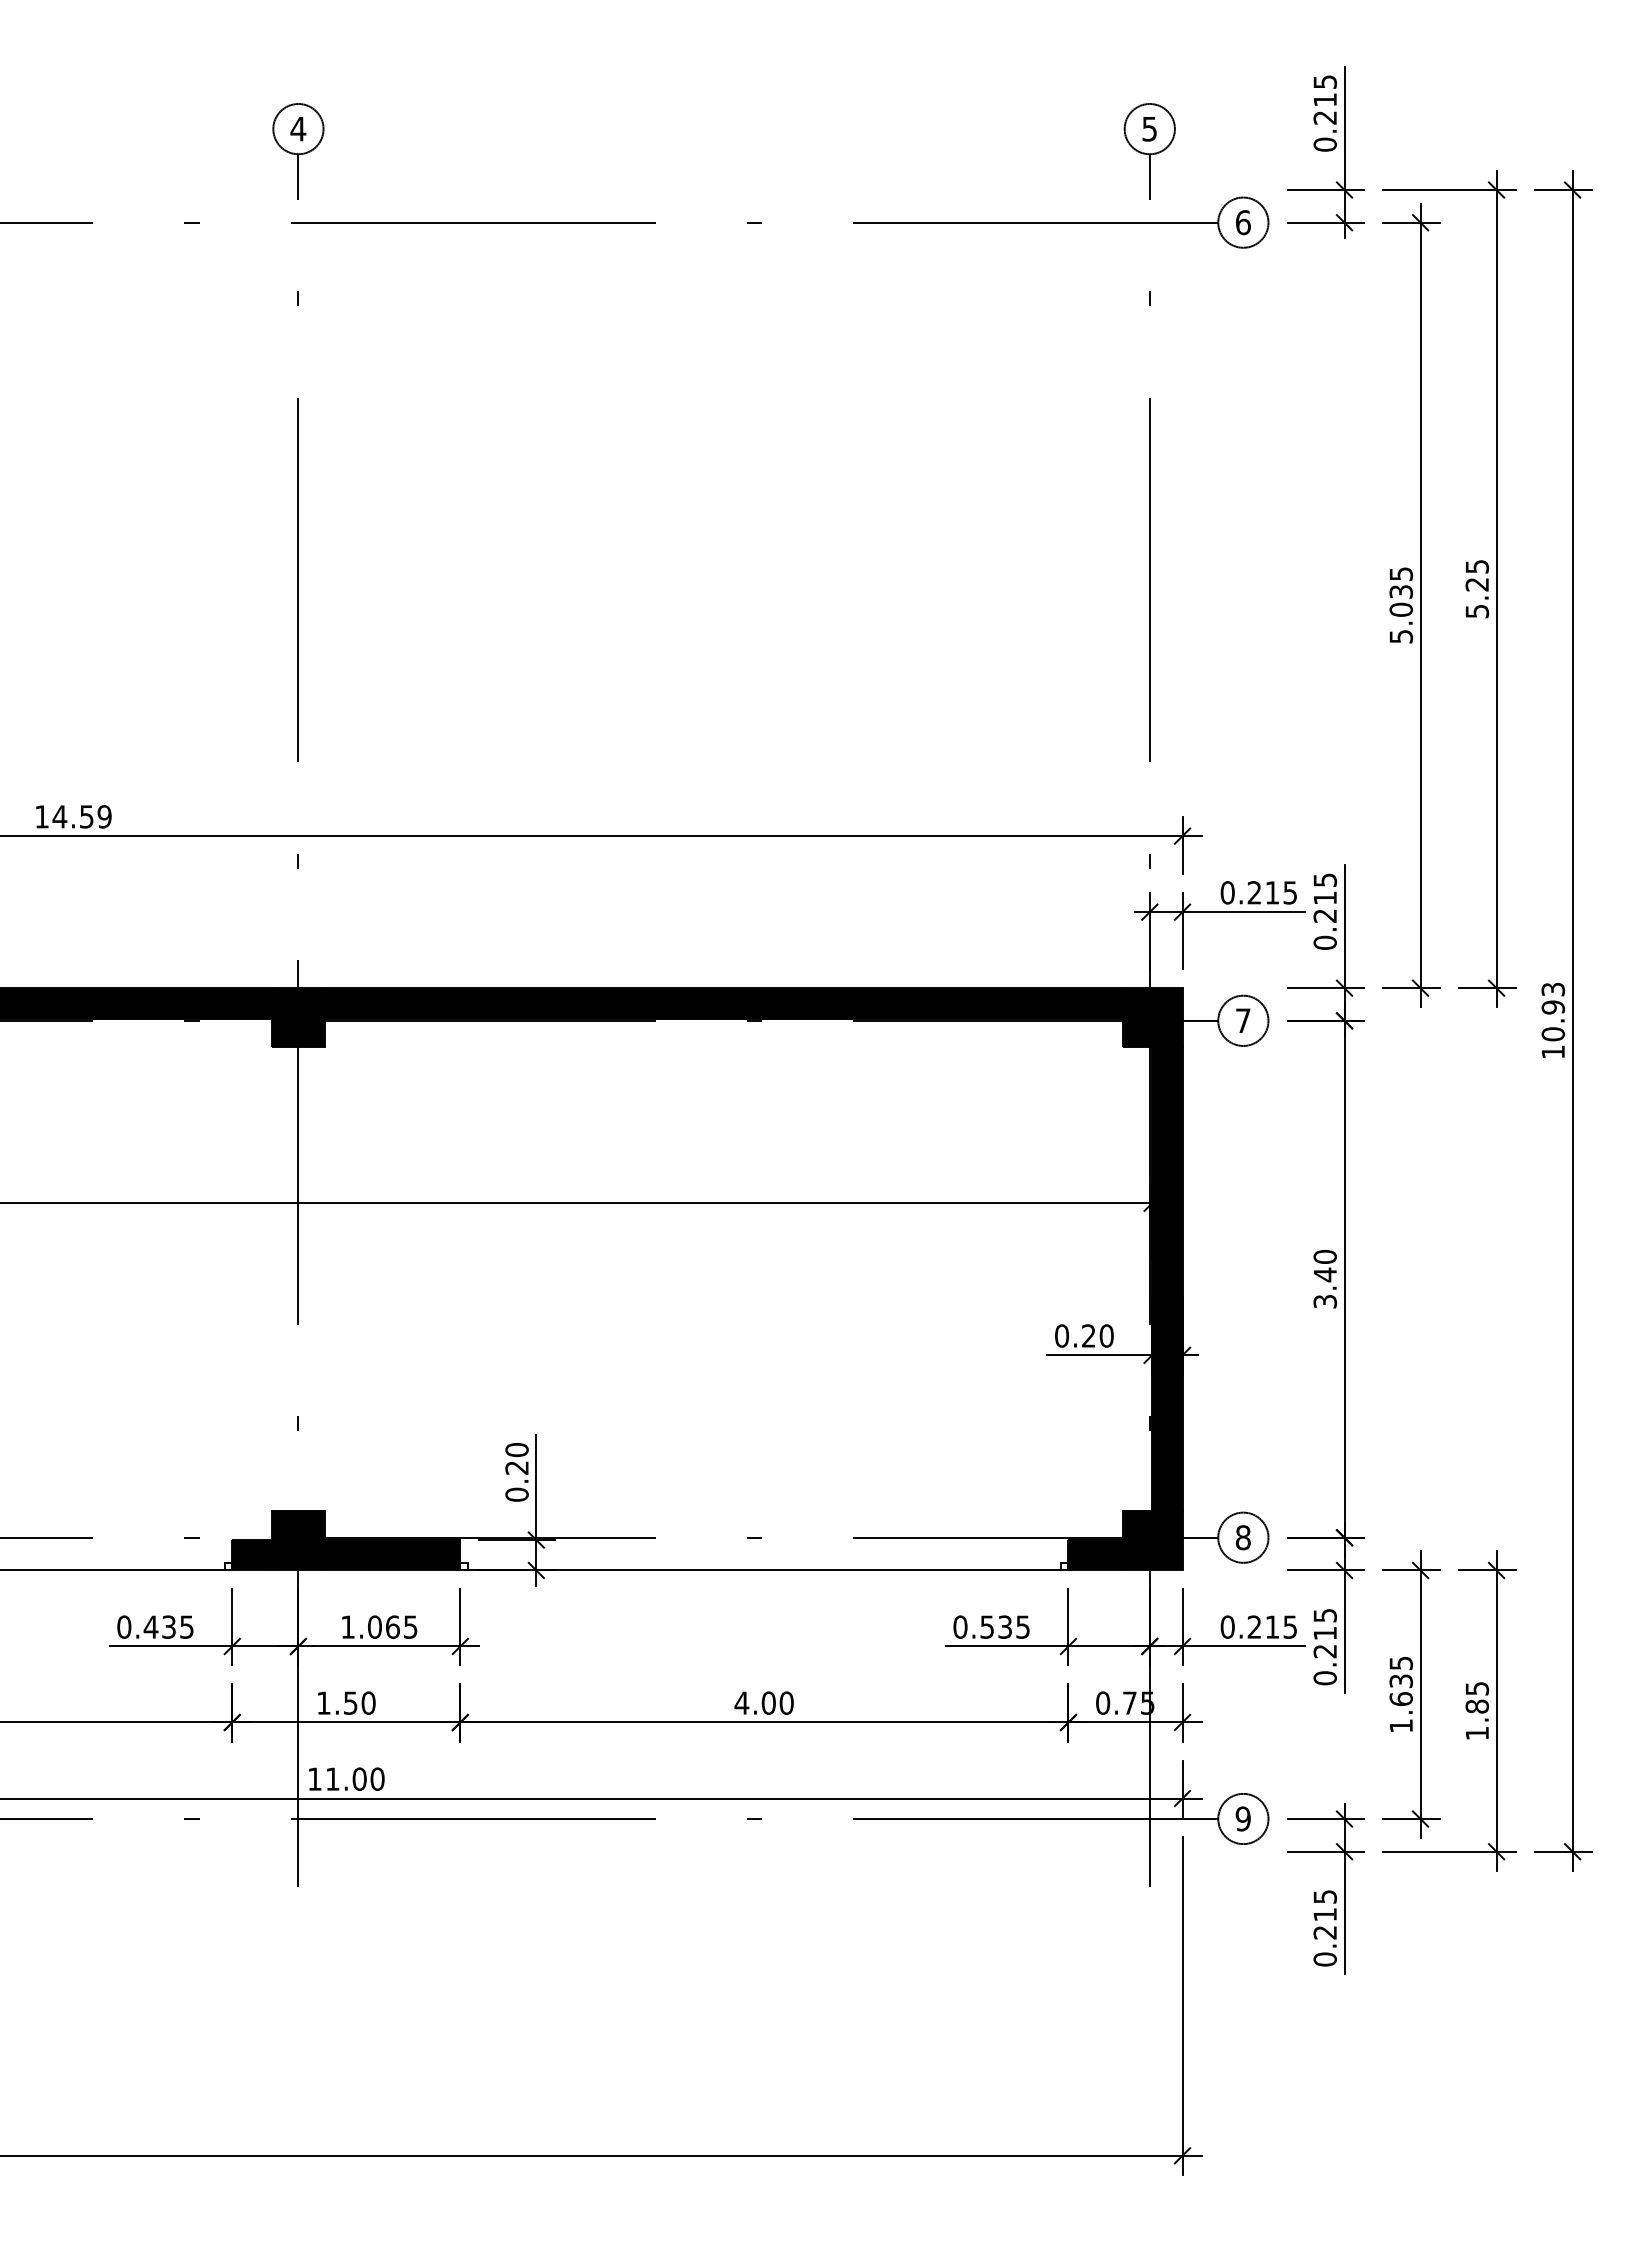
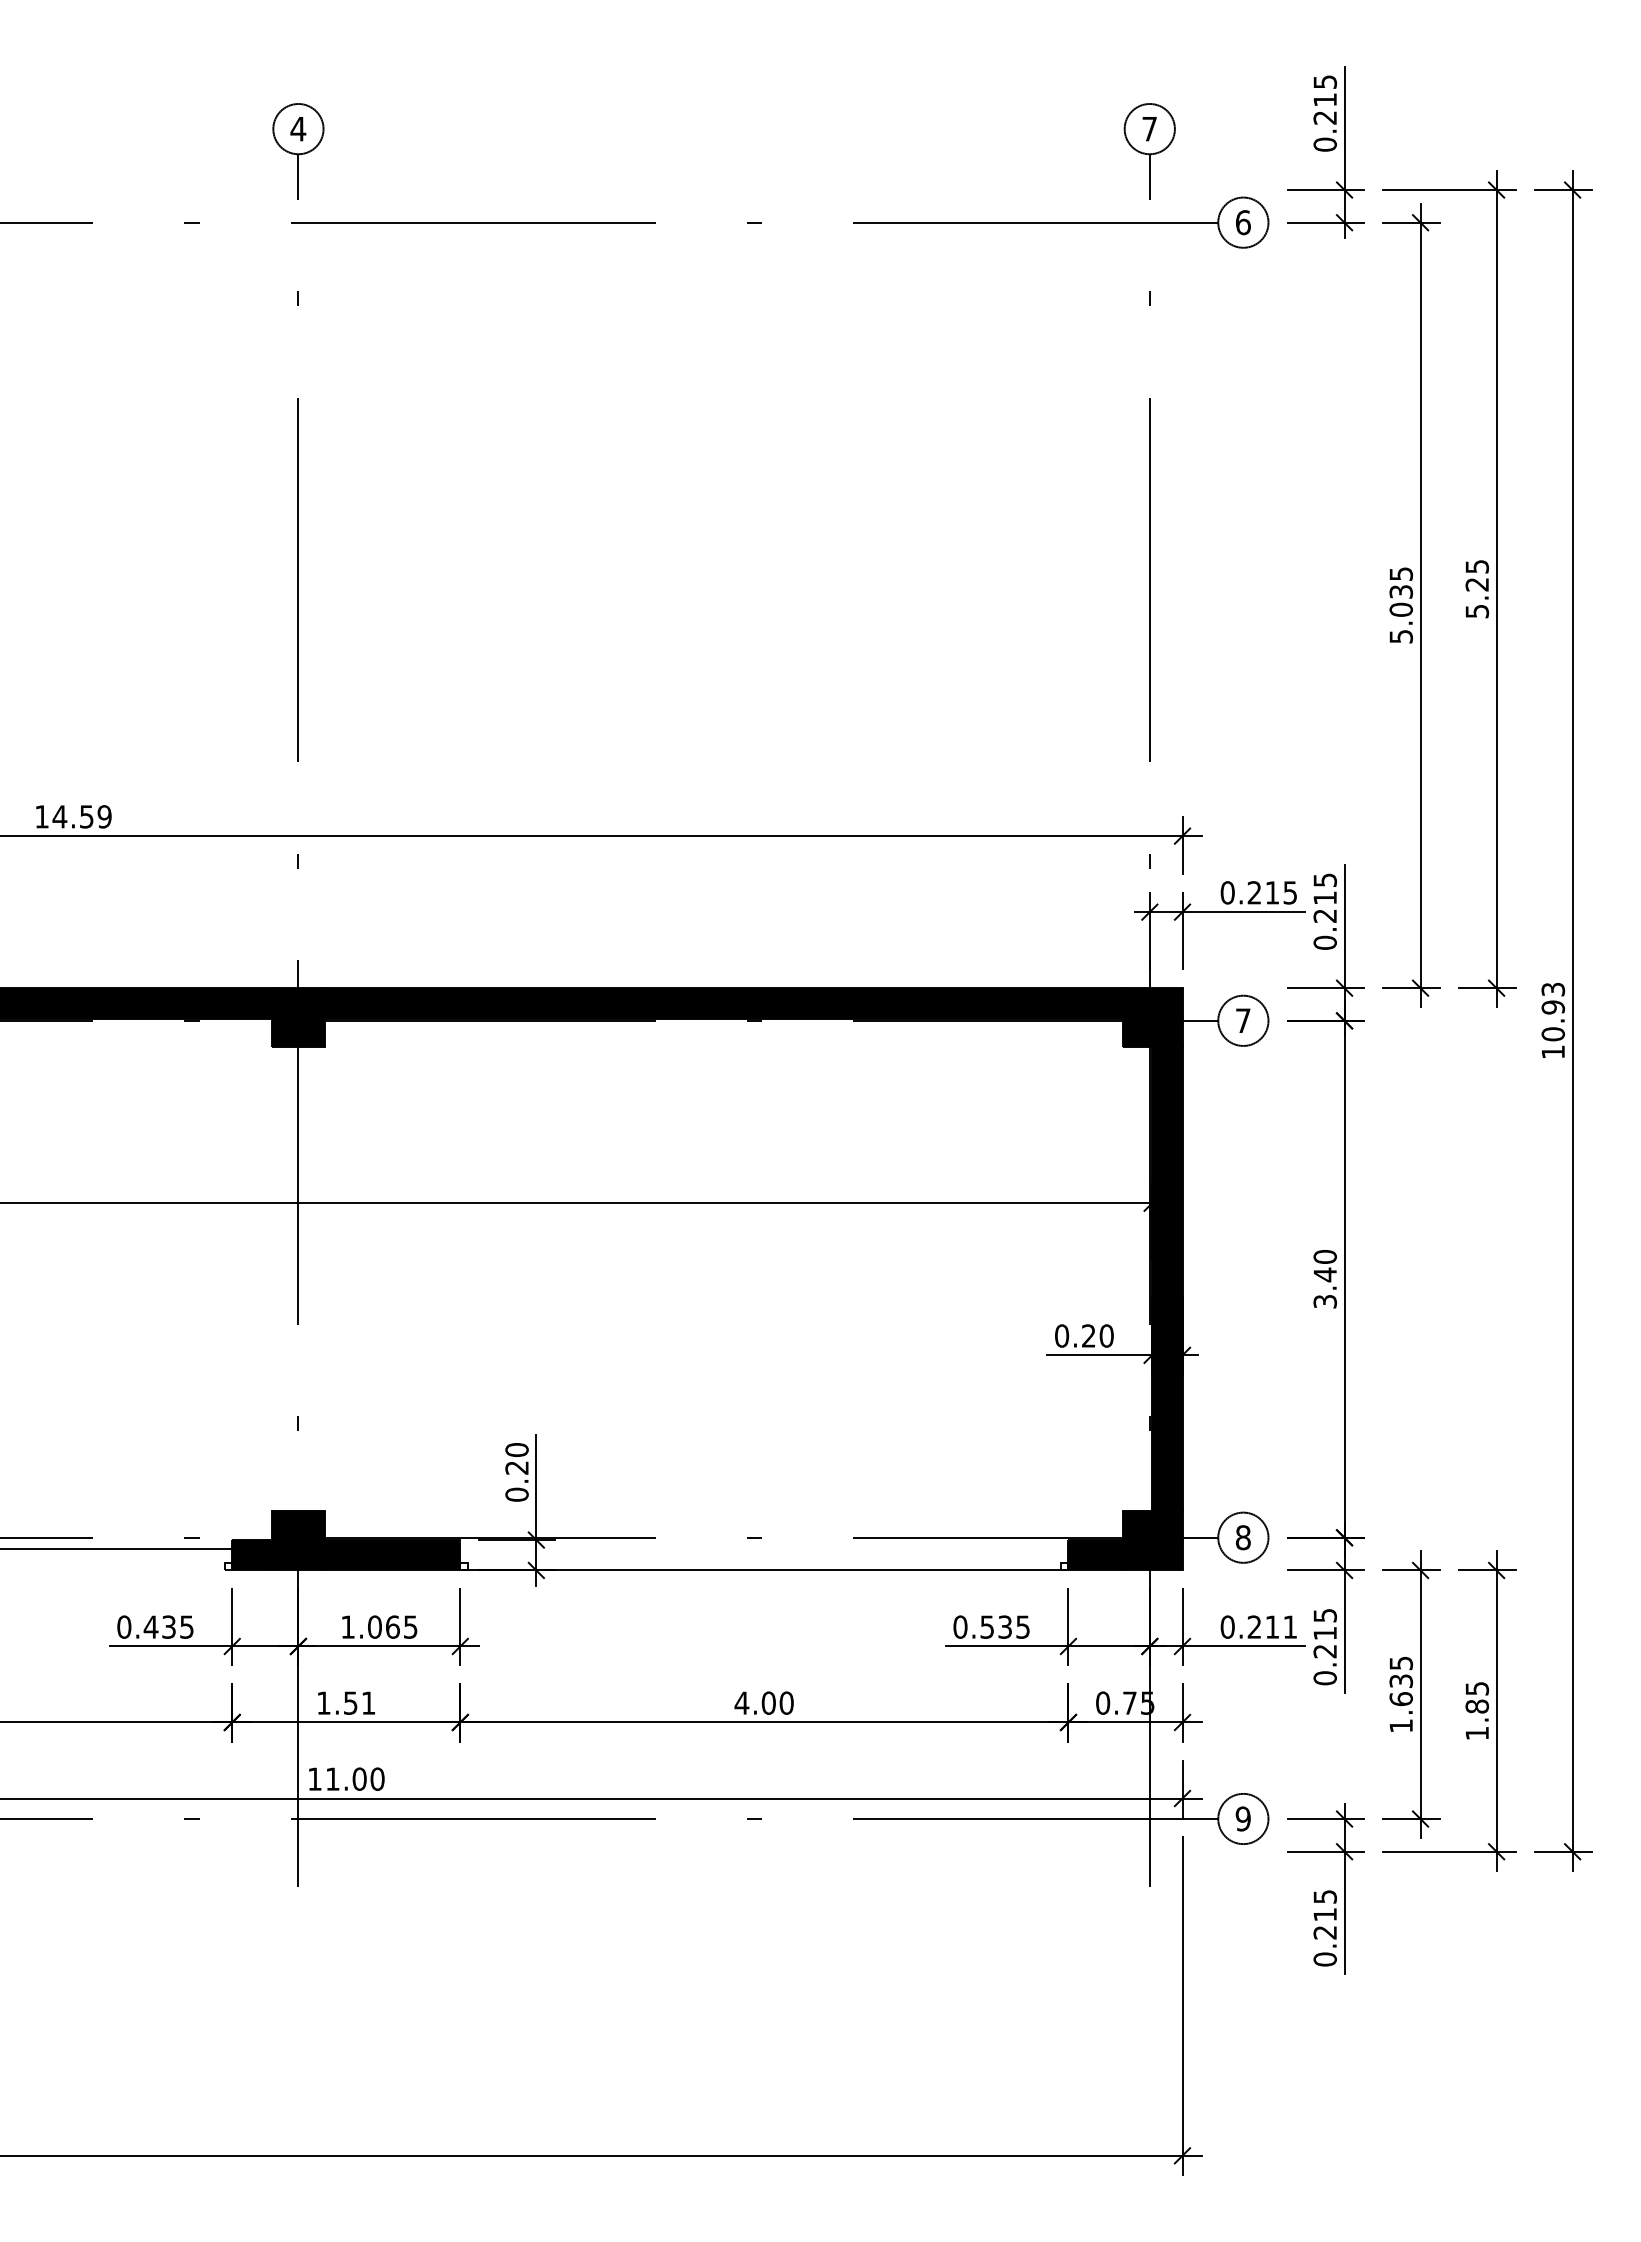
text: 5 -> 7 (1149, 129)
line position: (117, 1570) -> (117, 1549) (117, 1549)
text: 0.215 -> 0.211 (1289, 1626)
text: 1.50 -> 1.51 (368, 1702)
